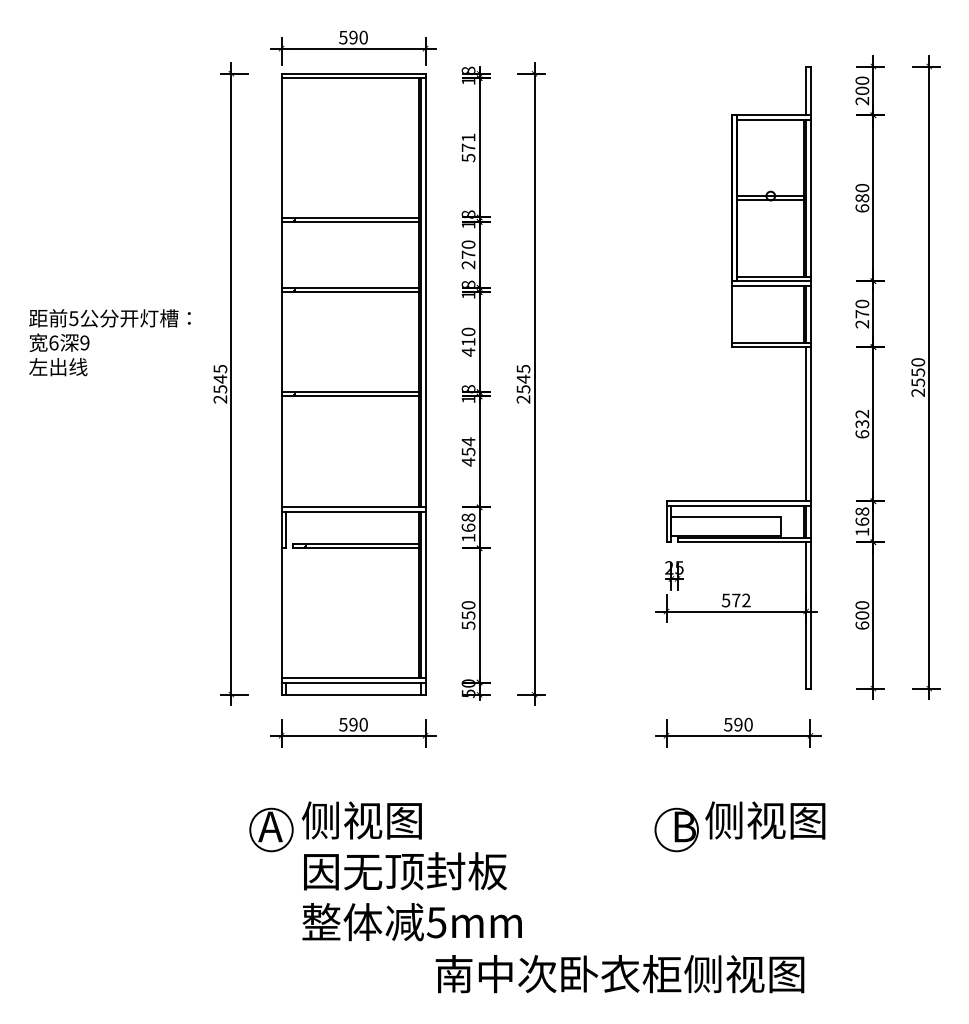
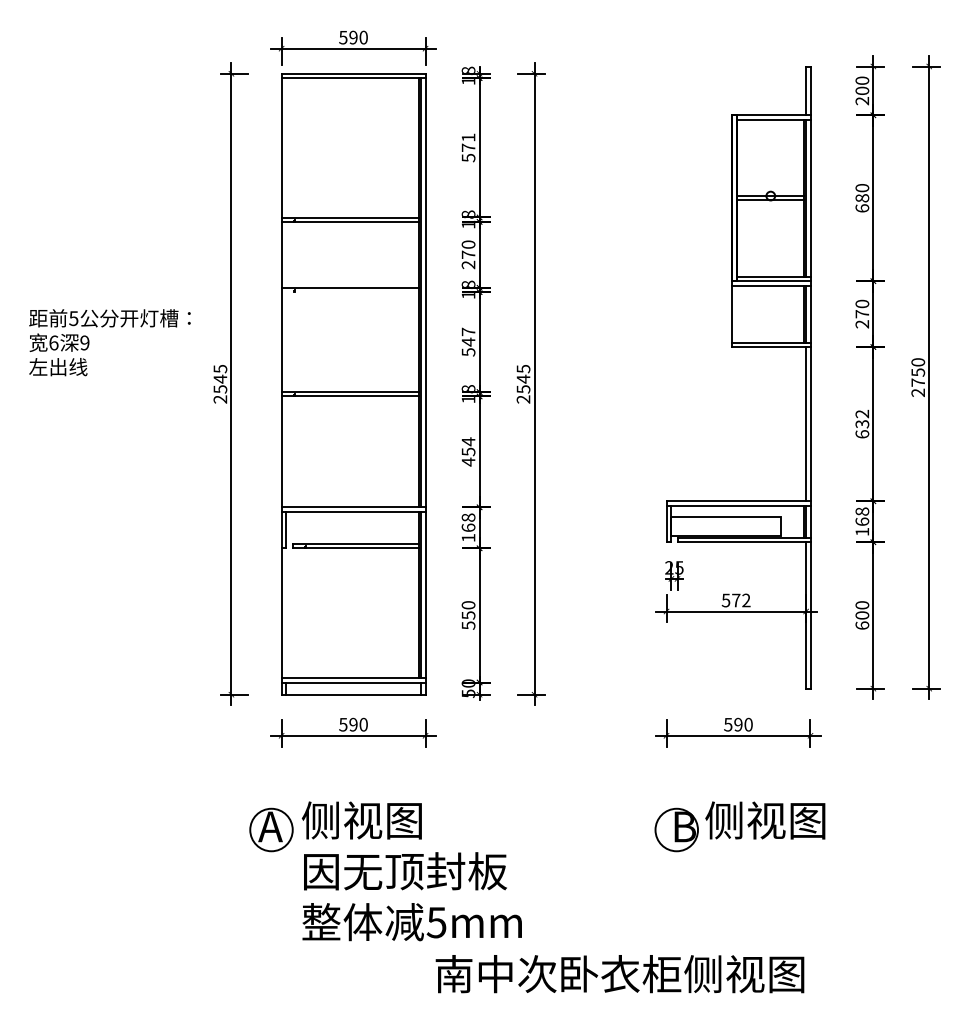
line: present -> none (349, 292)
text: 410 -> 547 (468, 341)
text: 2550 -> 2750 (918, 382)
